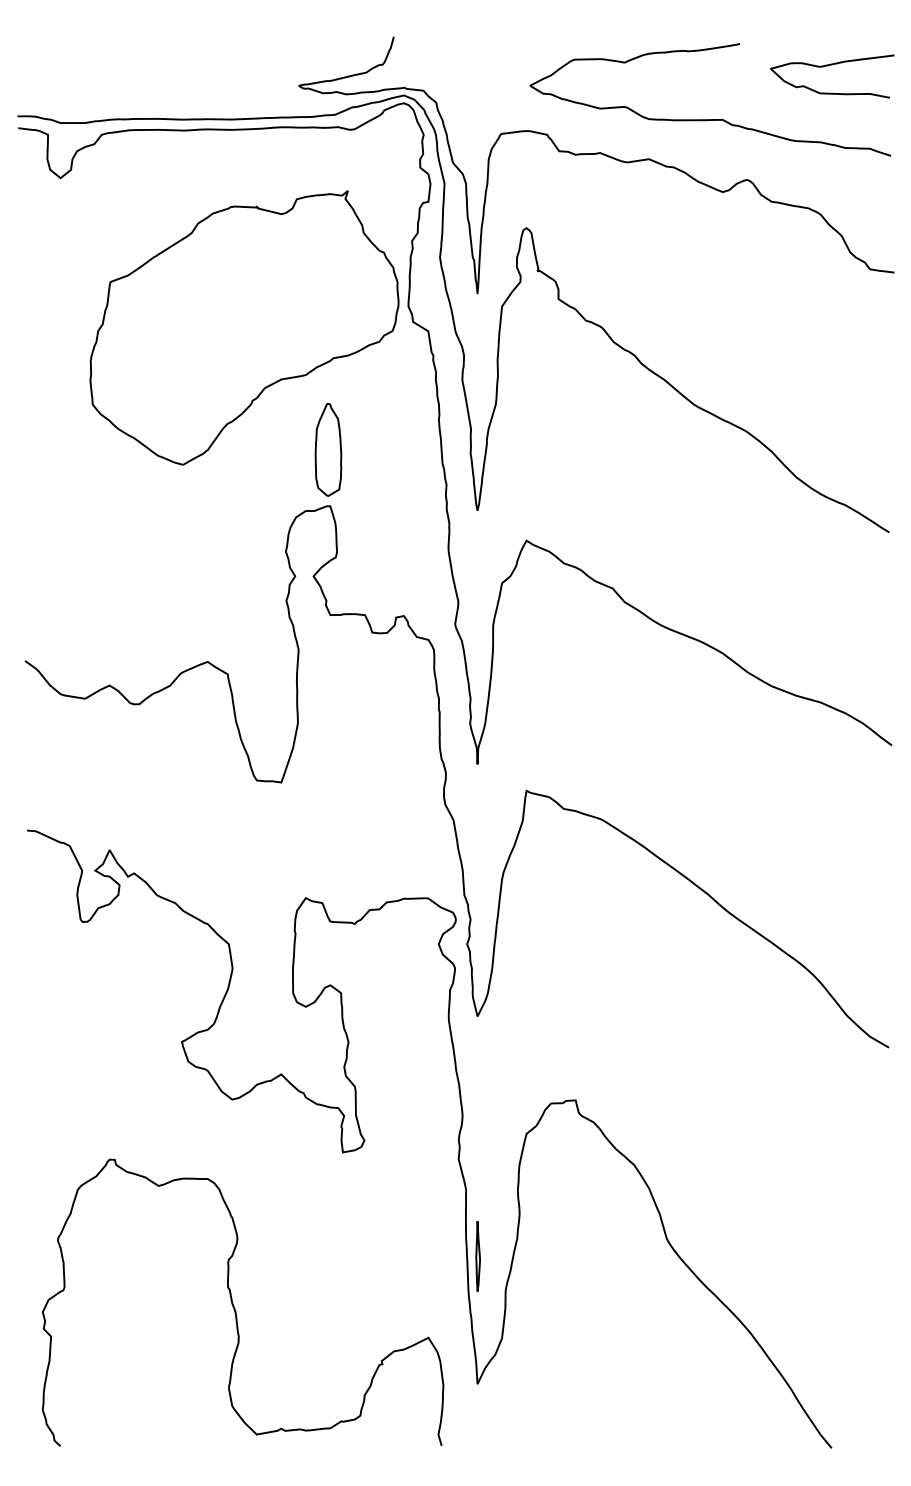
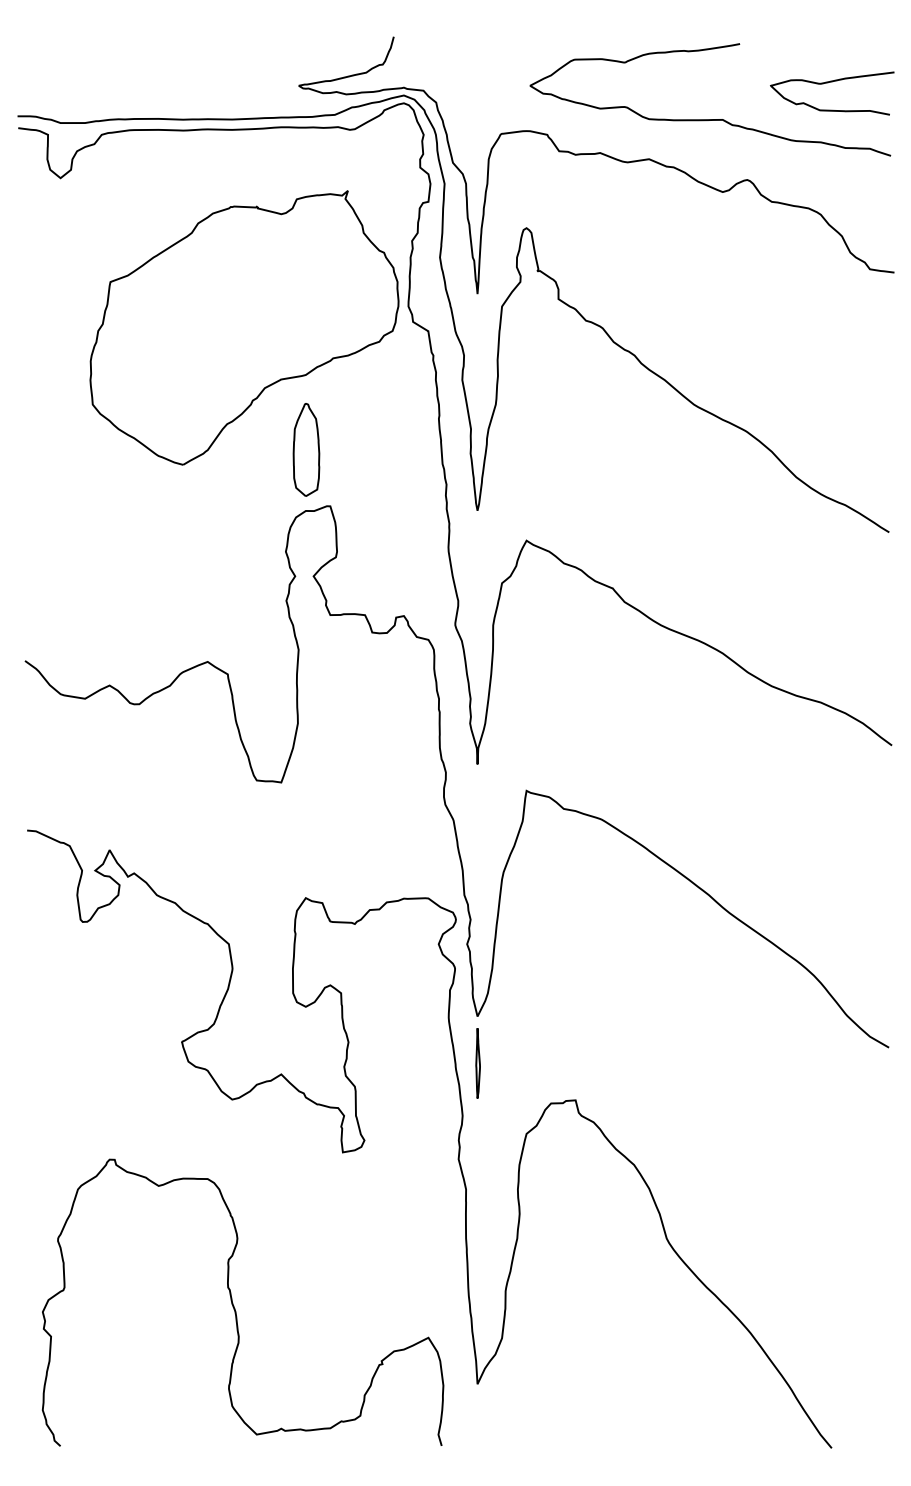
curve position: (828, 66) -> (828, 83) (828, 83)
part position: (328, 449) -> (306, 449) (306, 449)
part position: (477, 1256) -> (477, 1063) (477, 1063)
